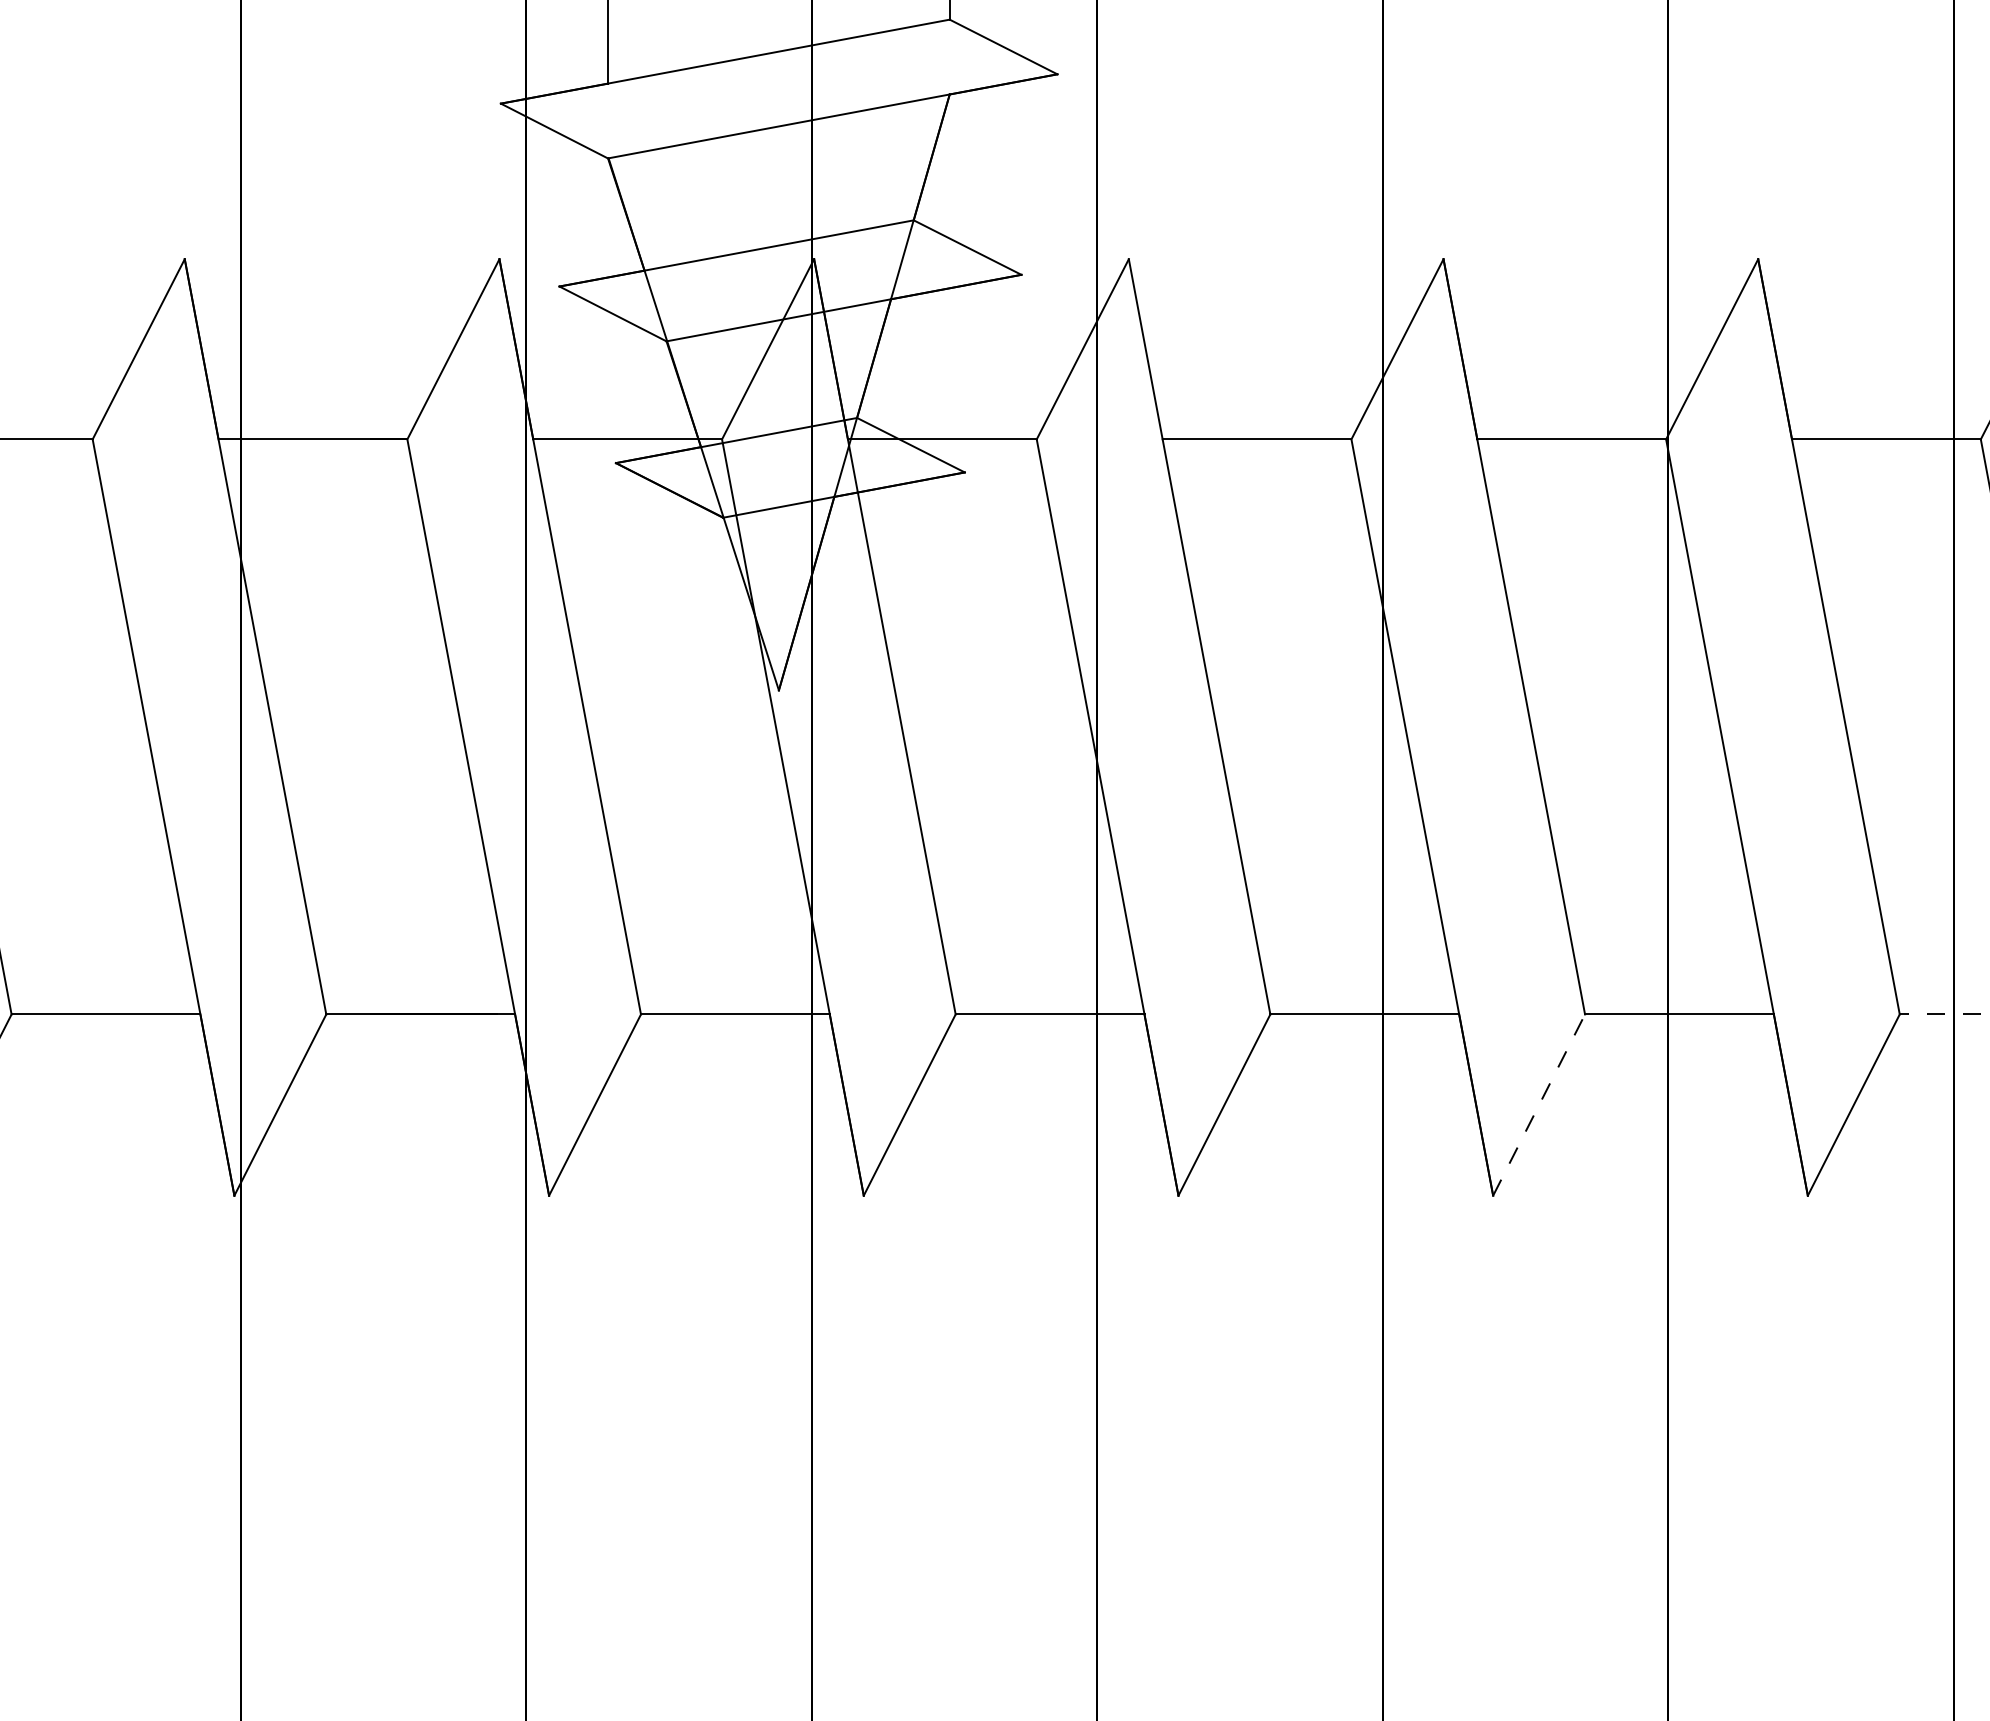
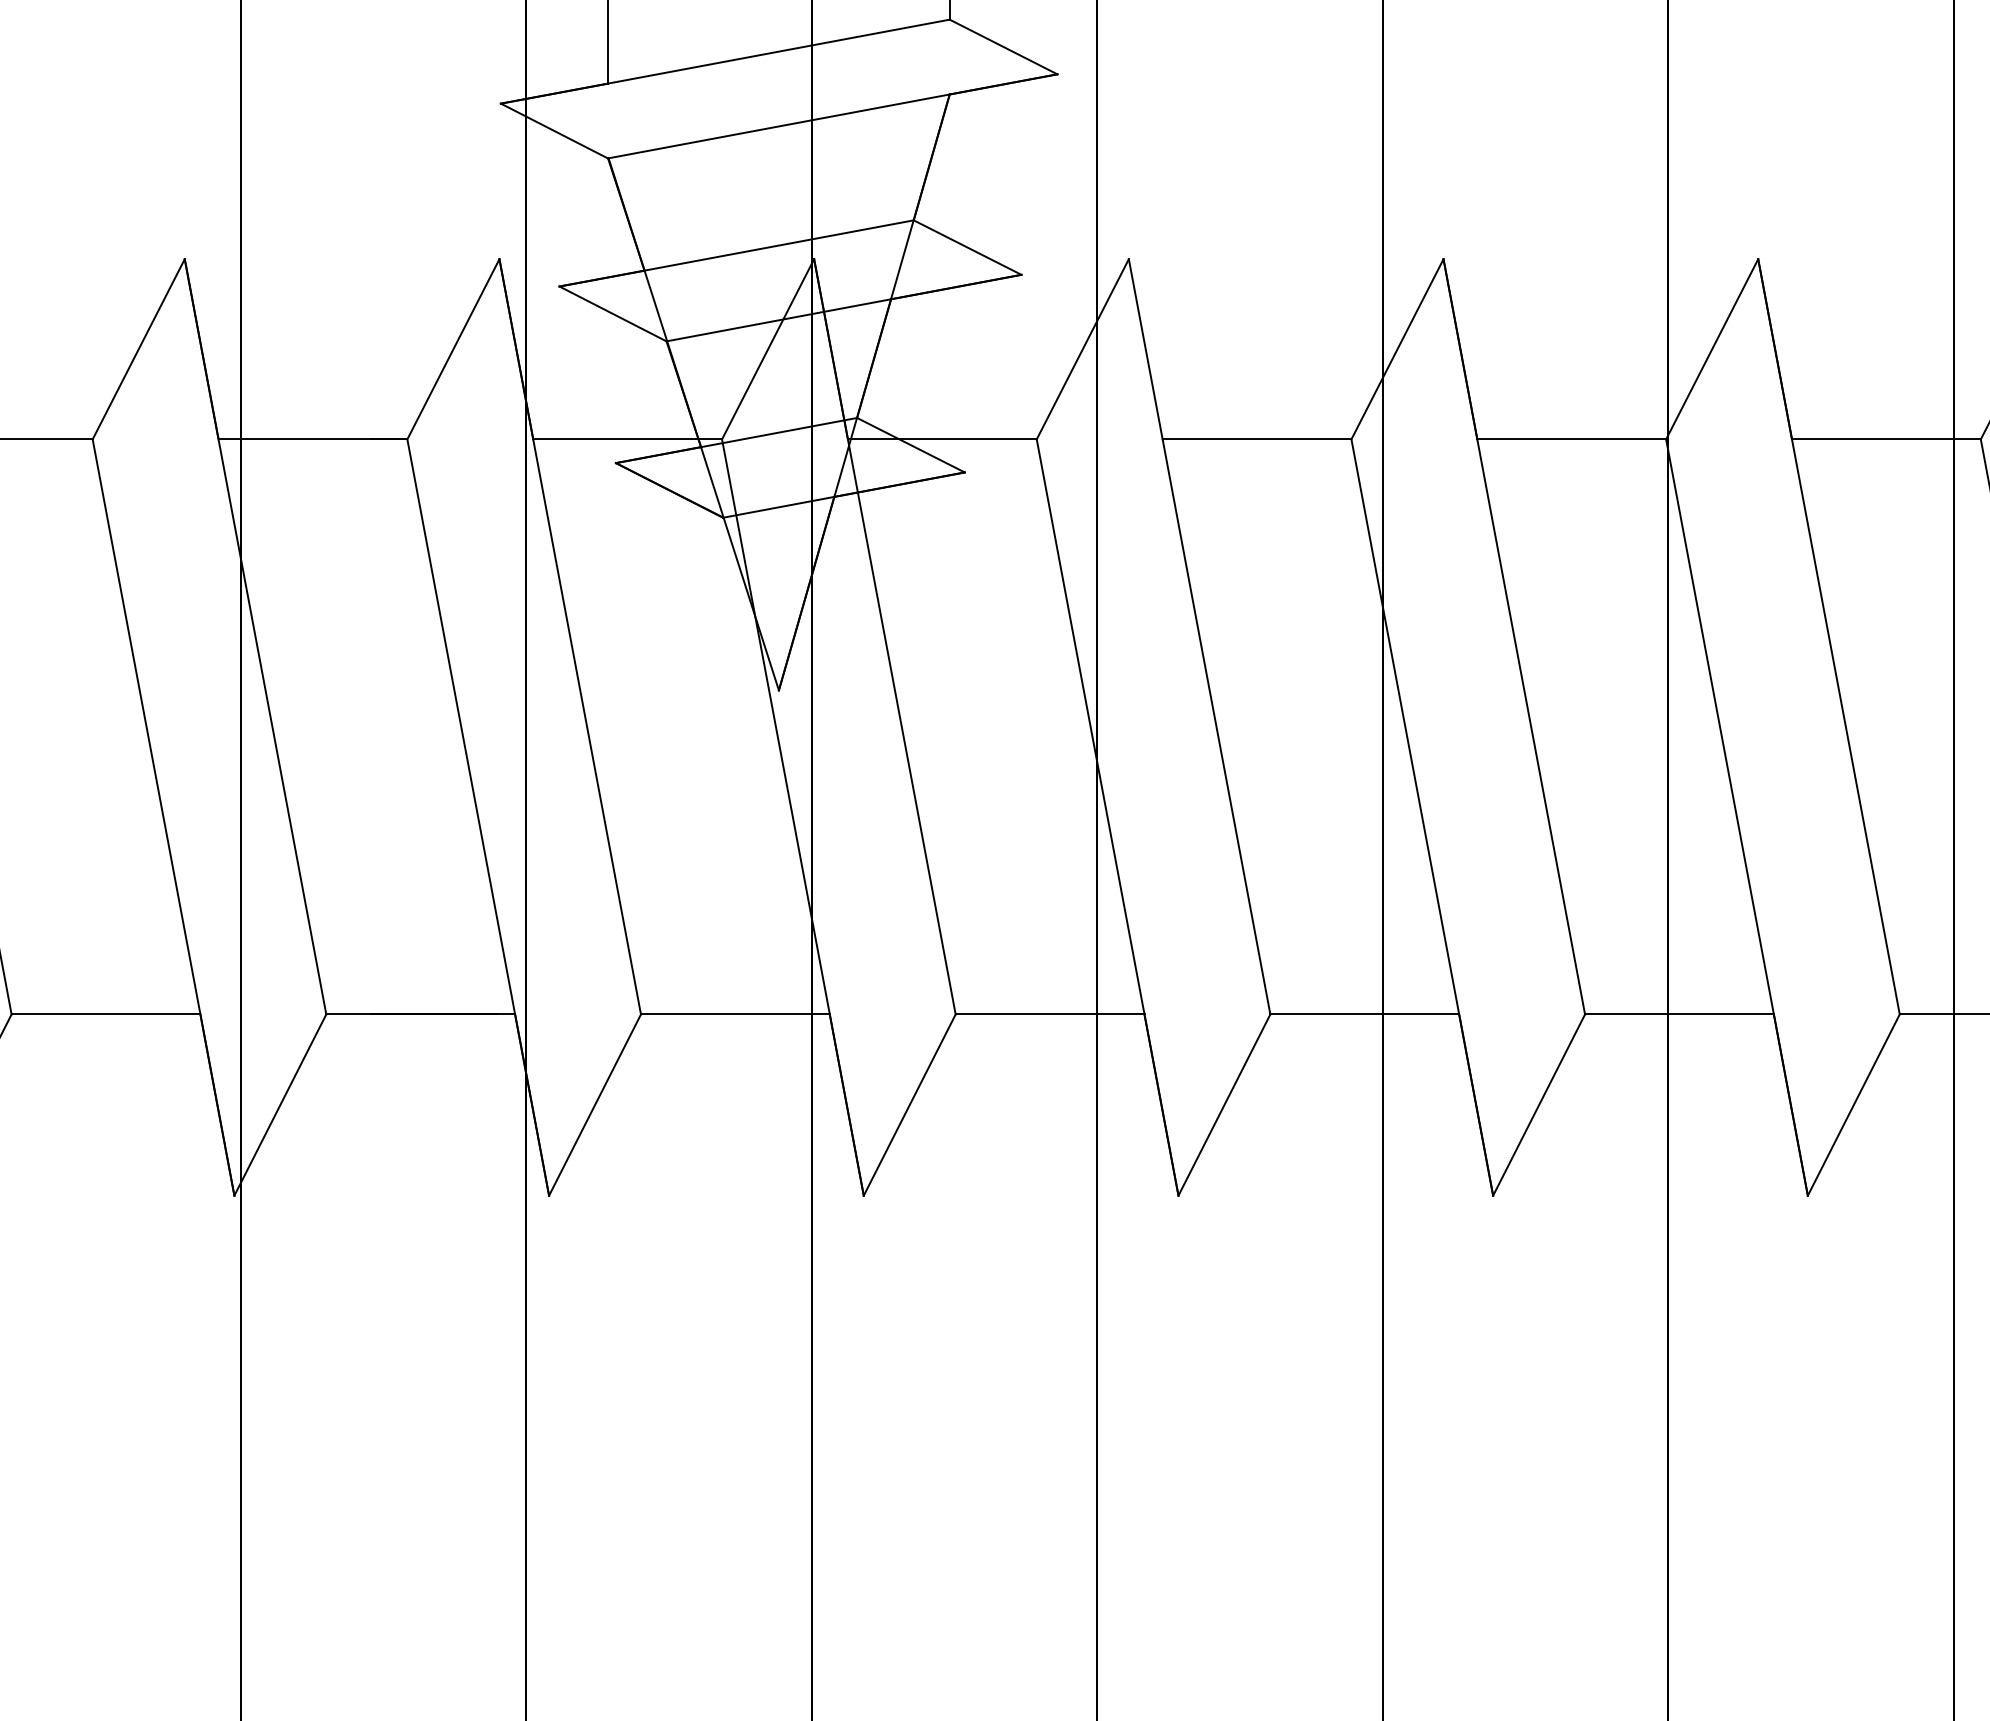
line: dashed -> solid (1944, 1014)
line: dashed -> solid (1539, 1105)
